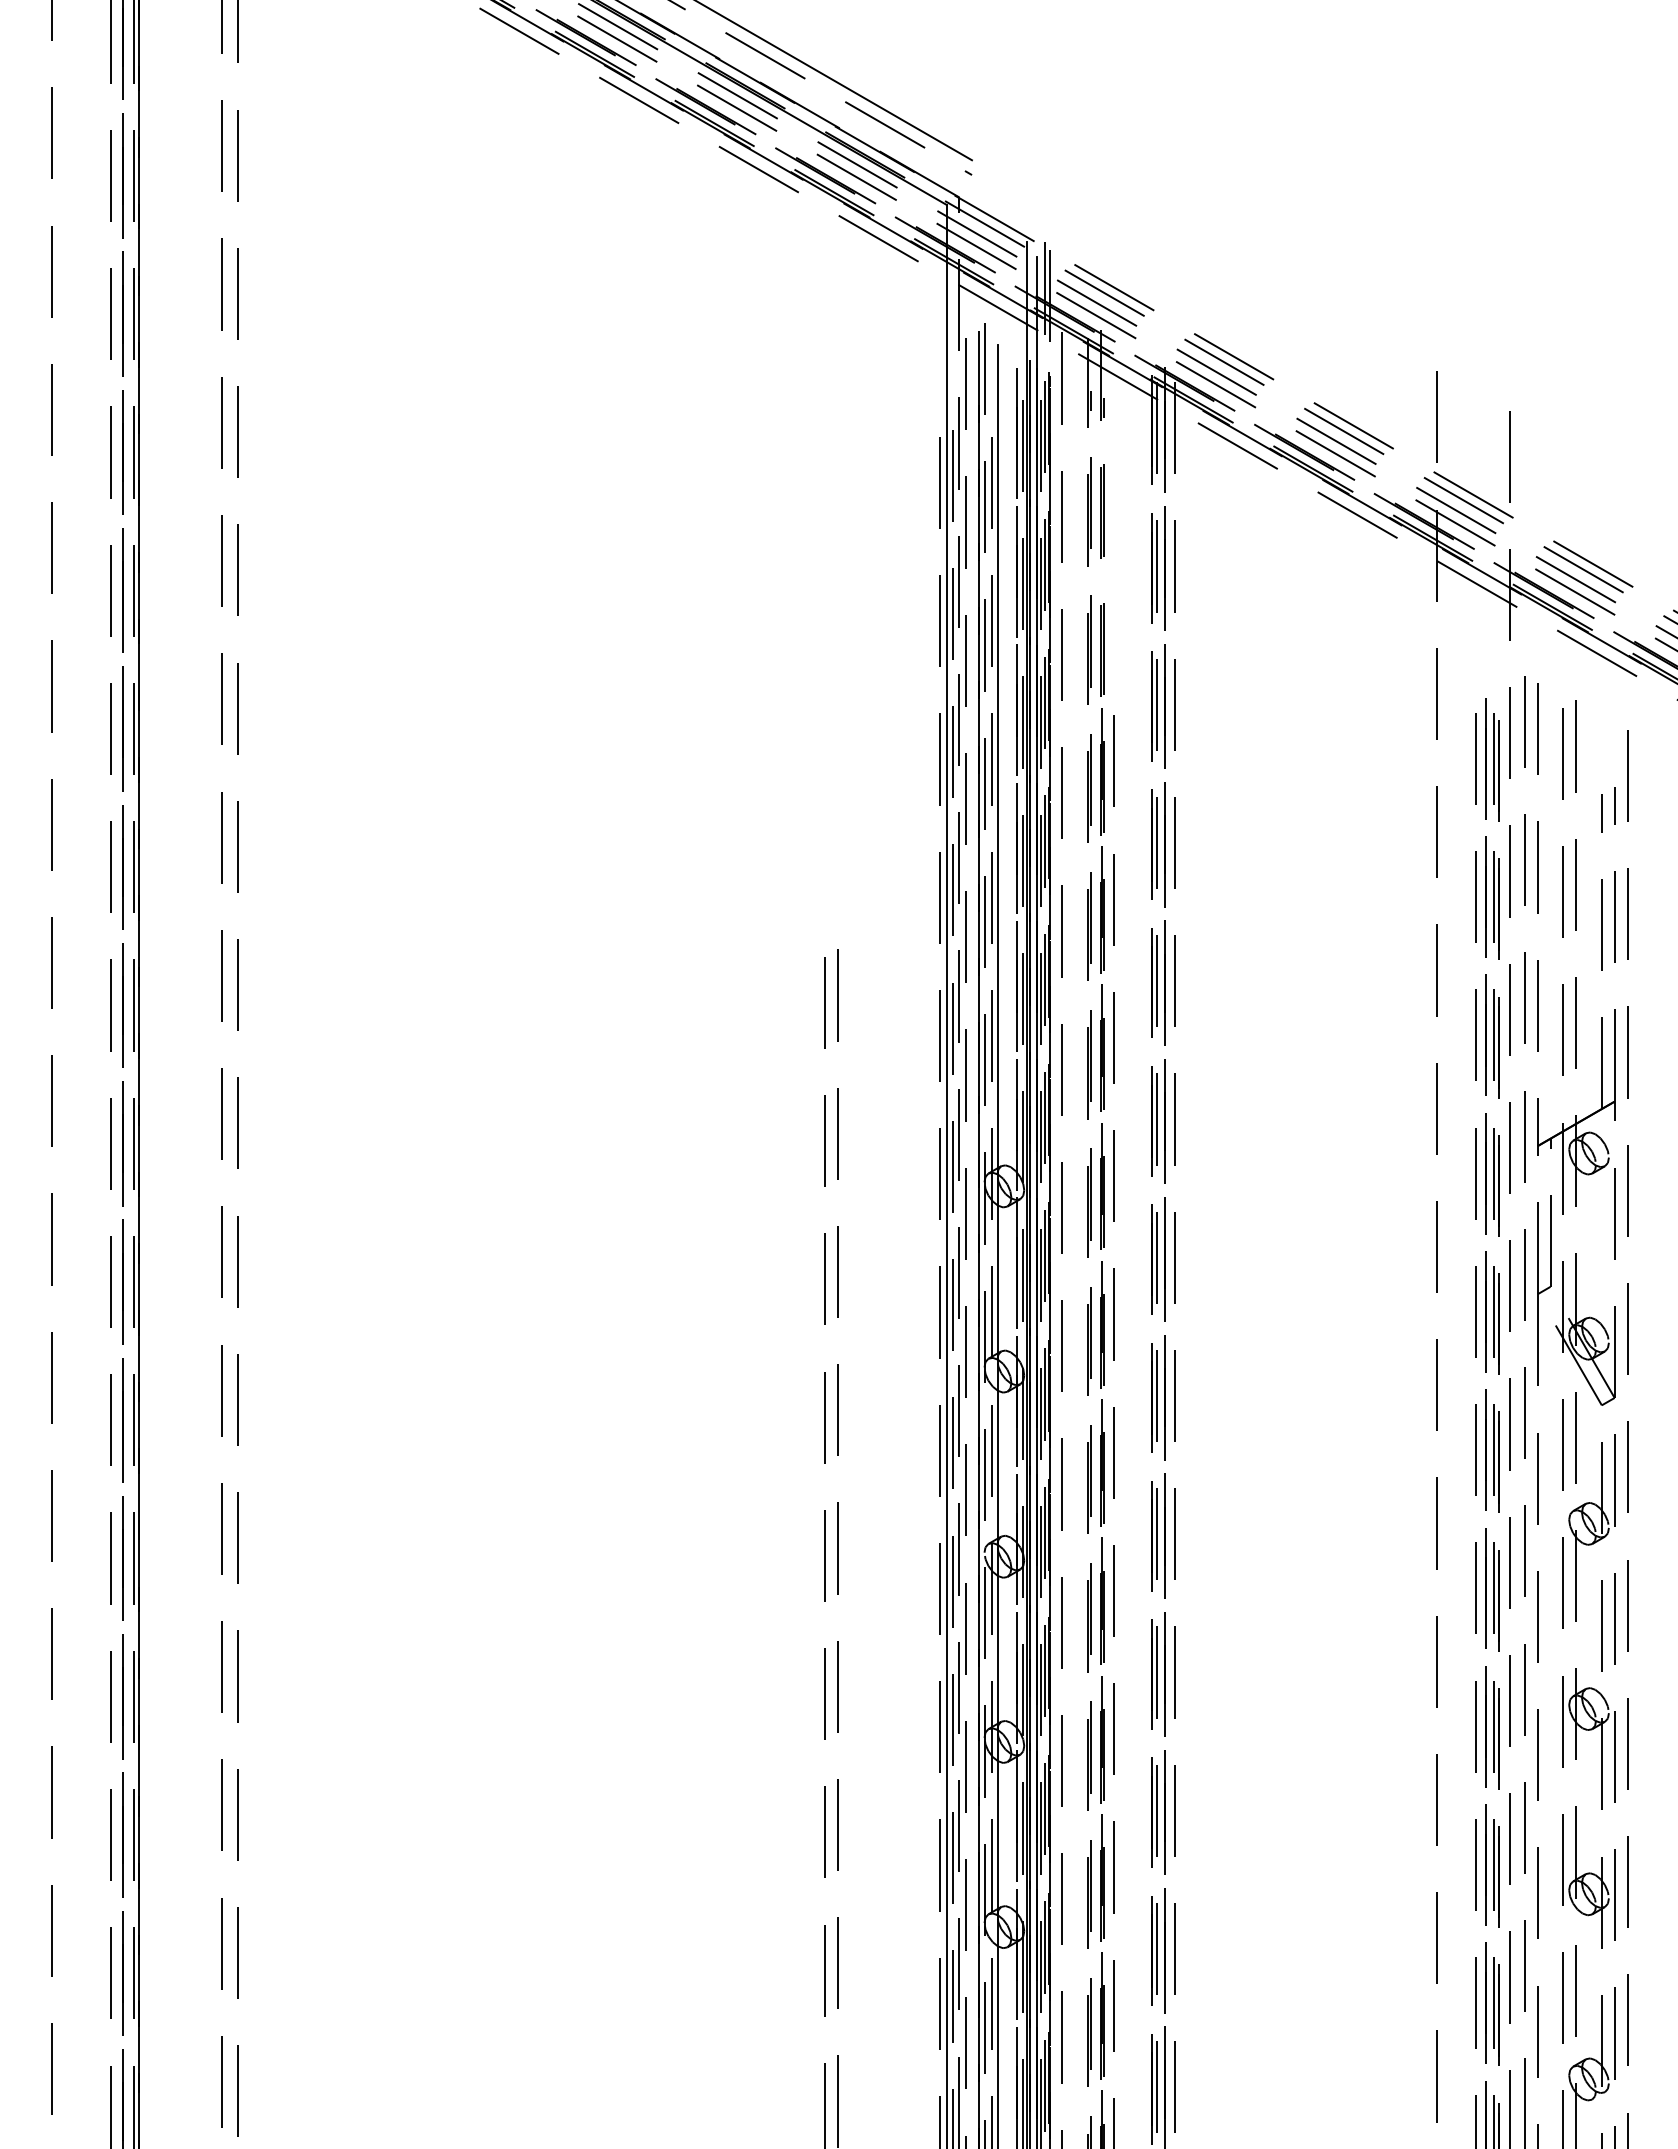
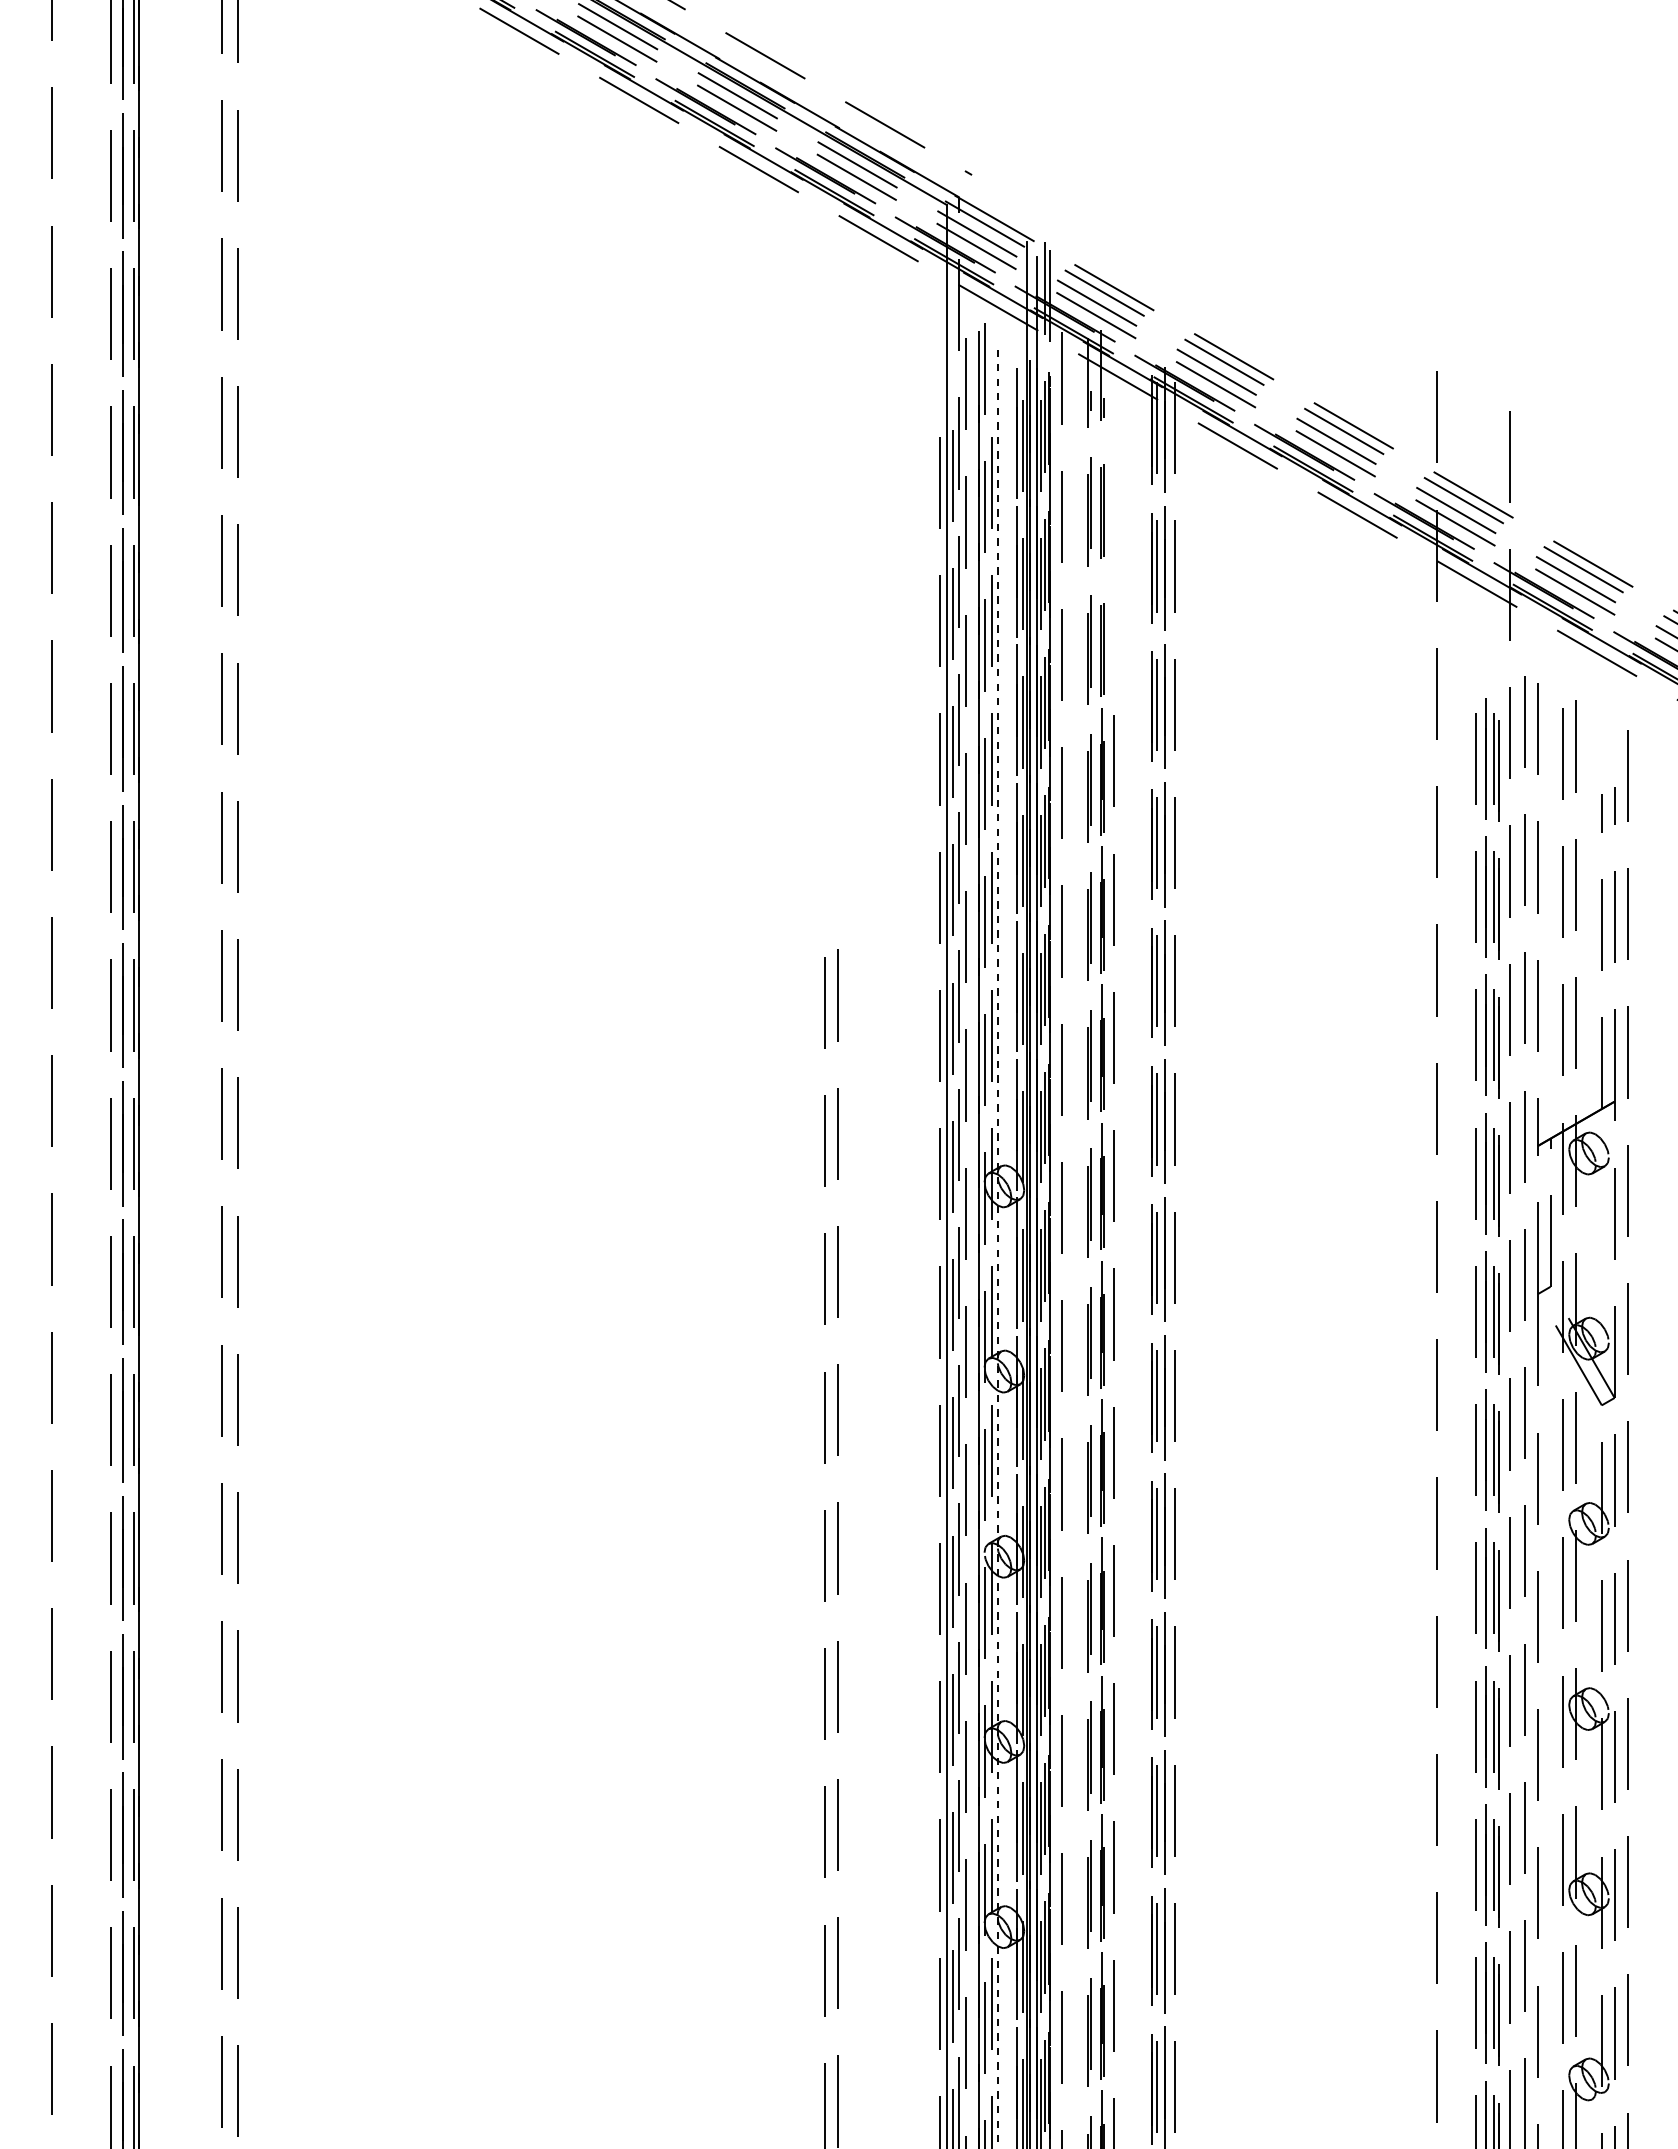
line: present -> none (835, 81)
line: solid -> dashed (998, 1246)
